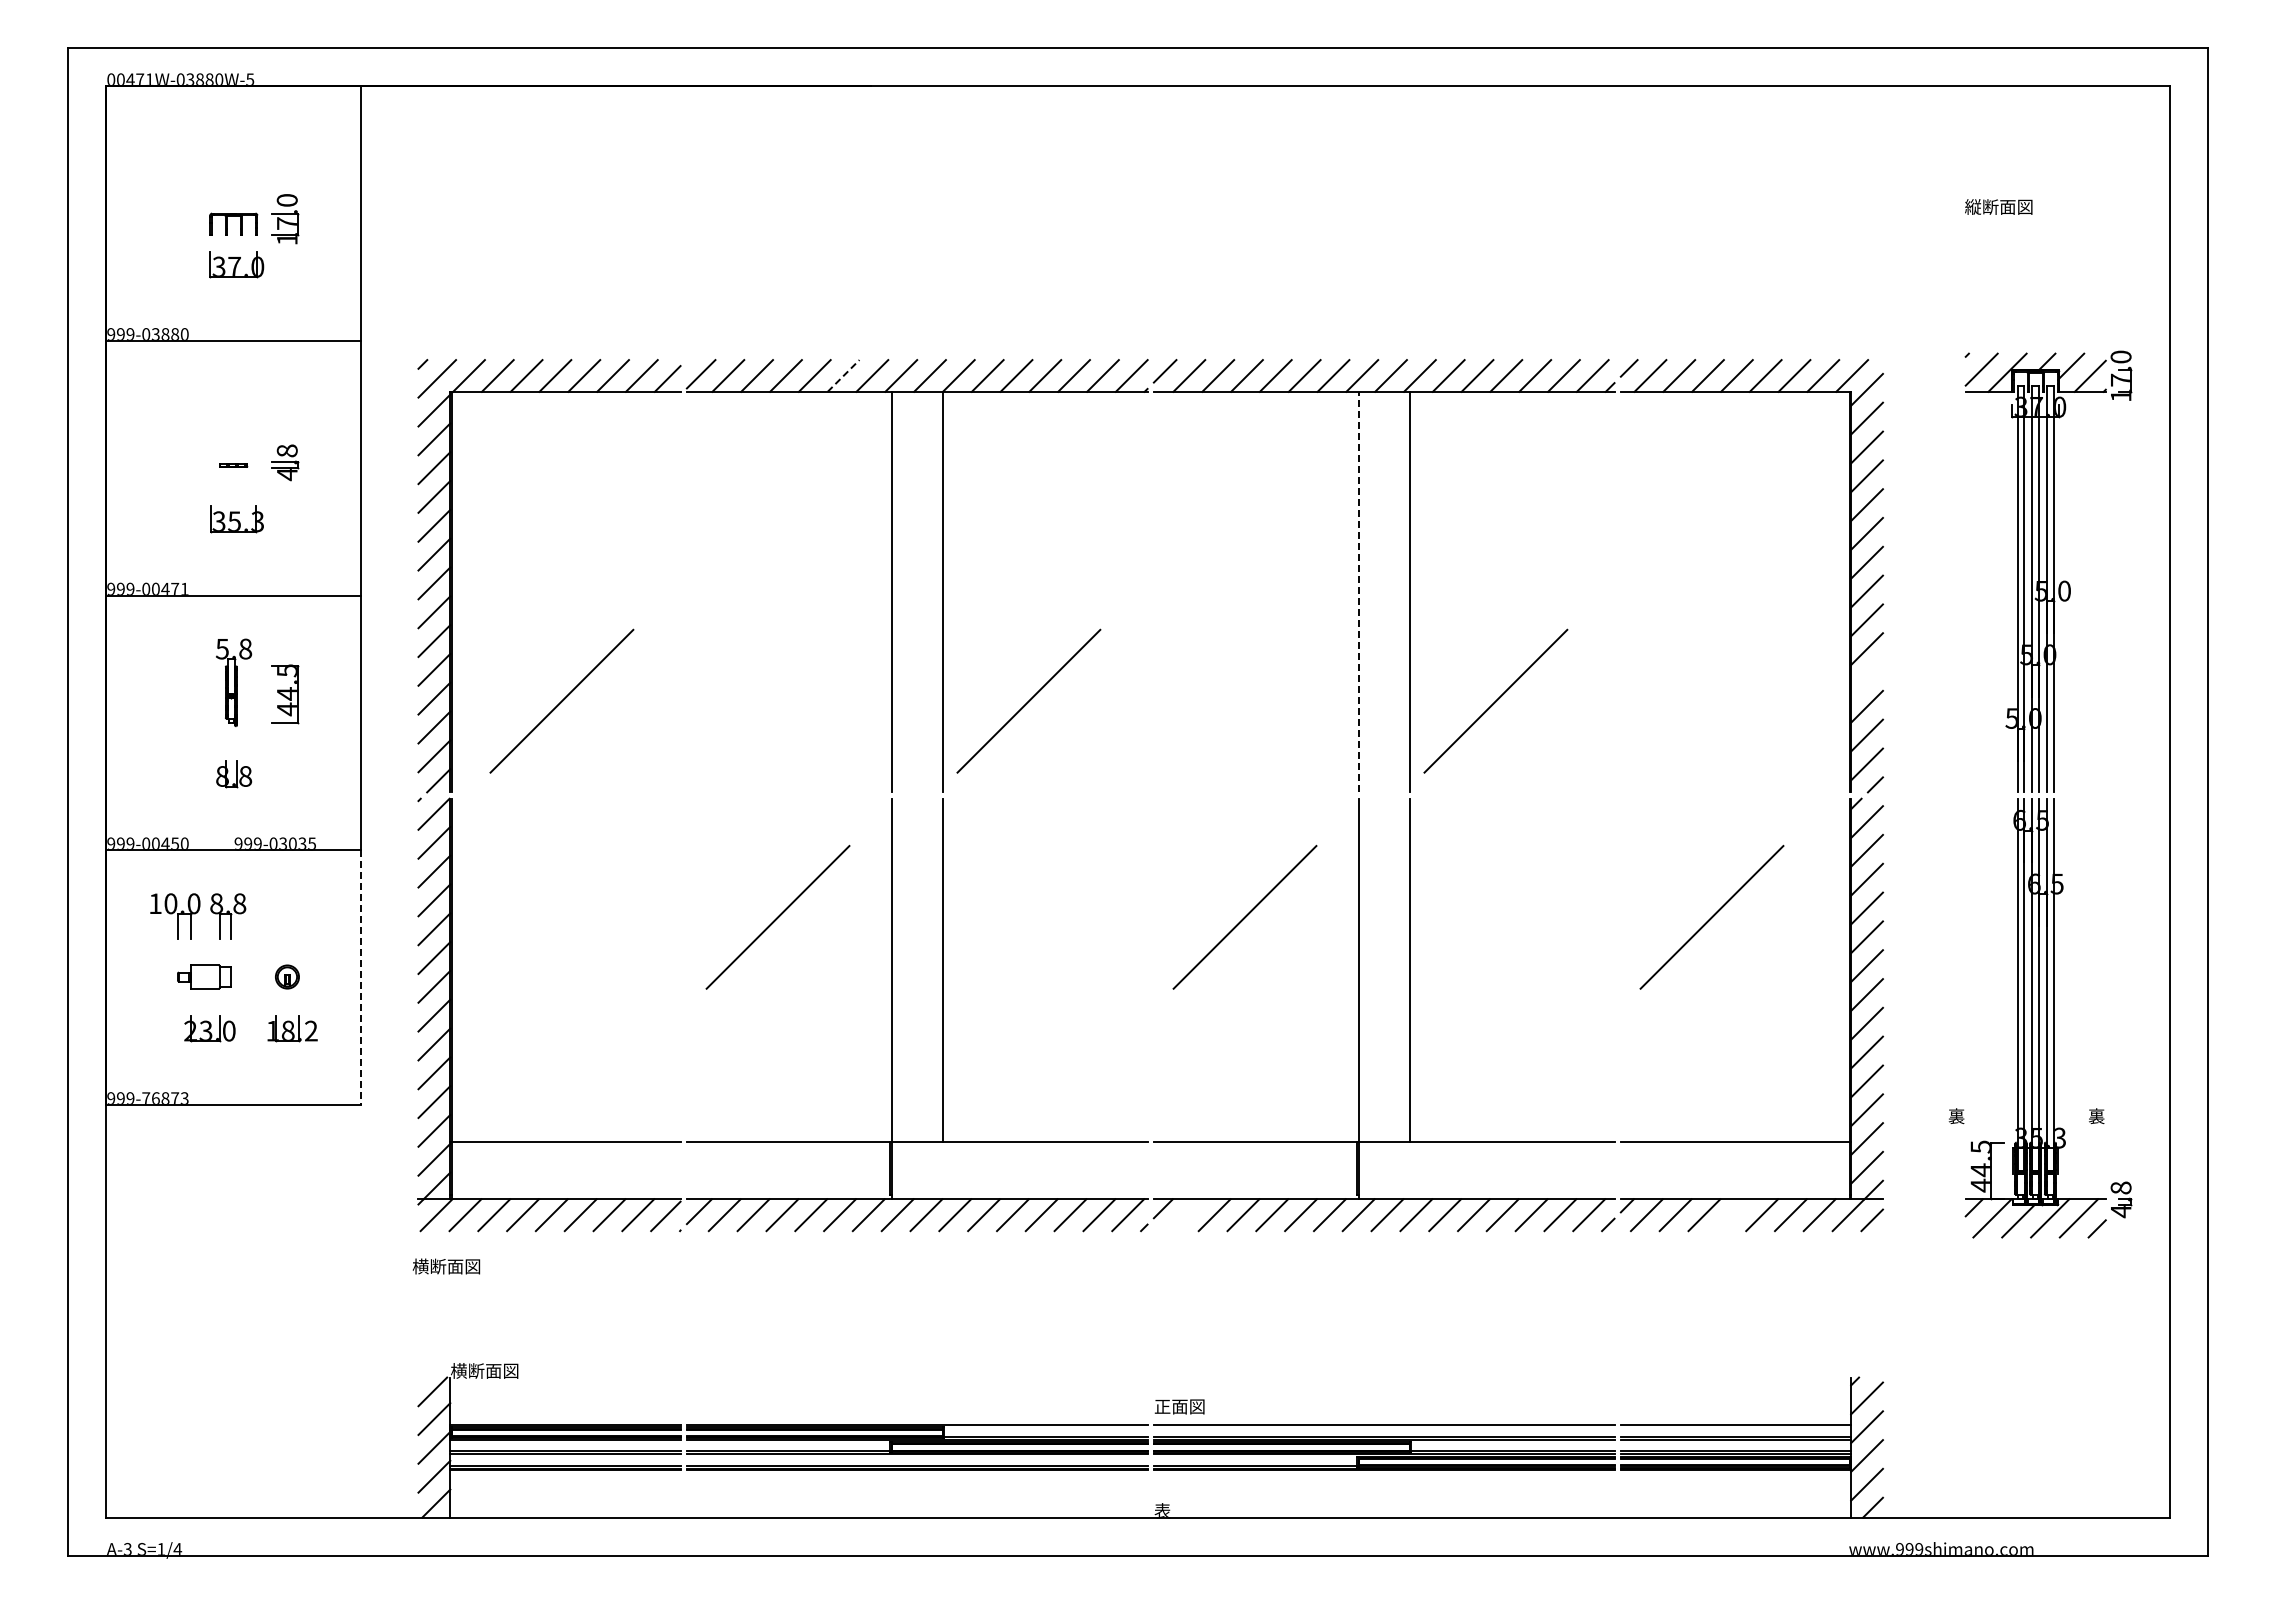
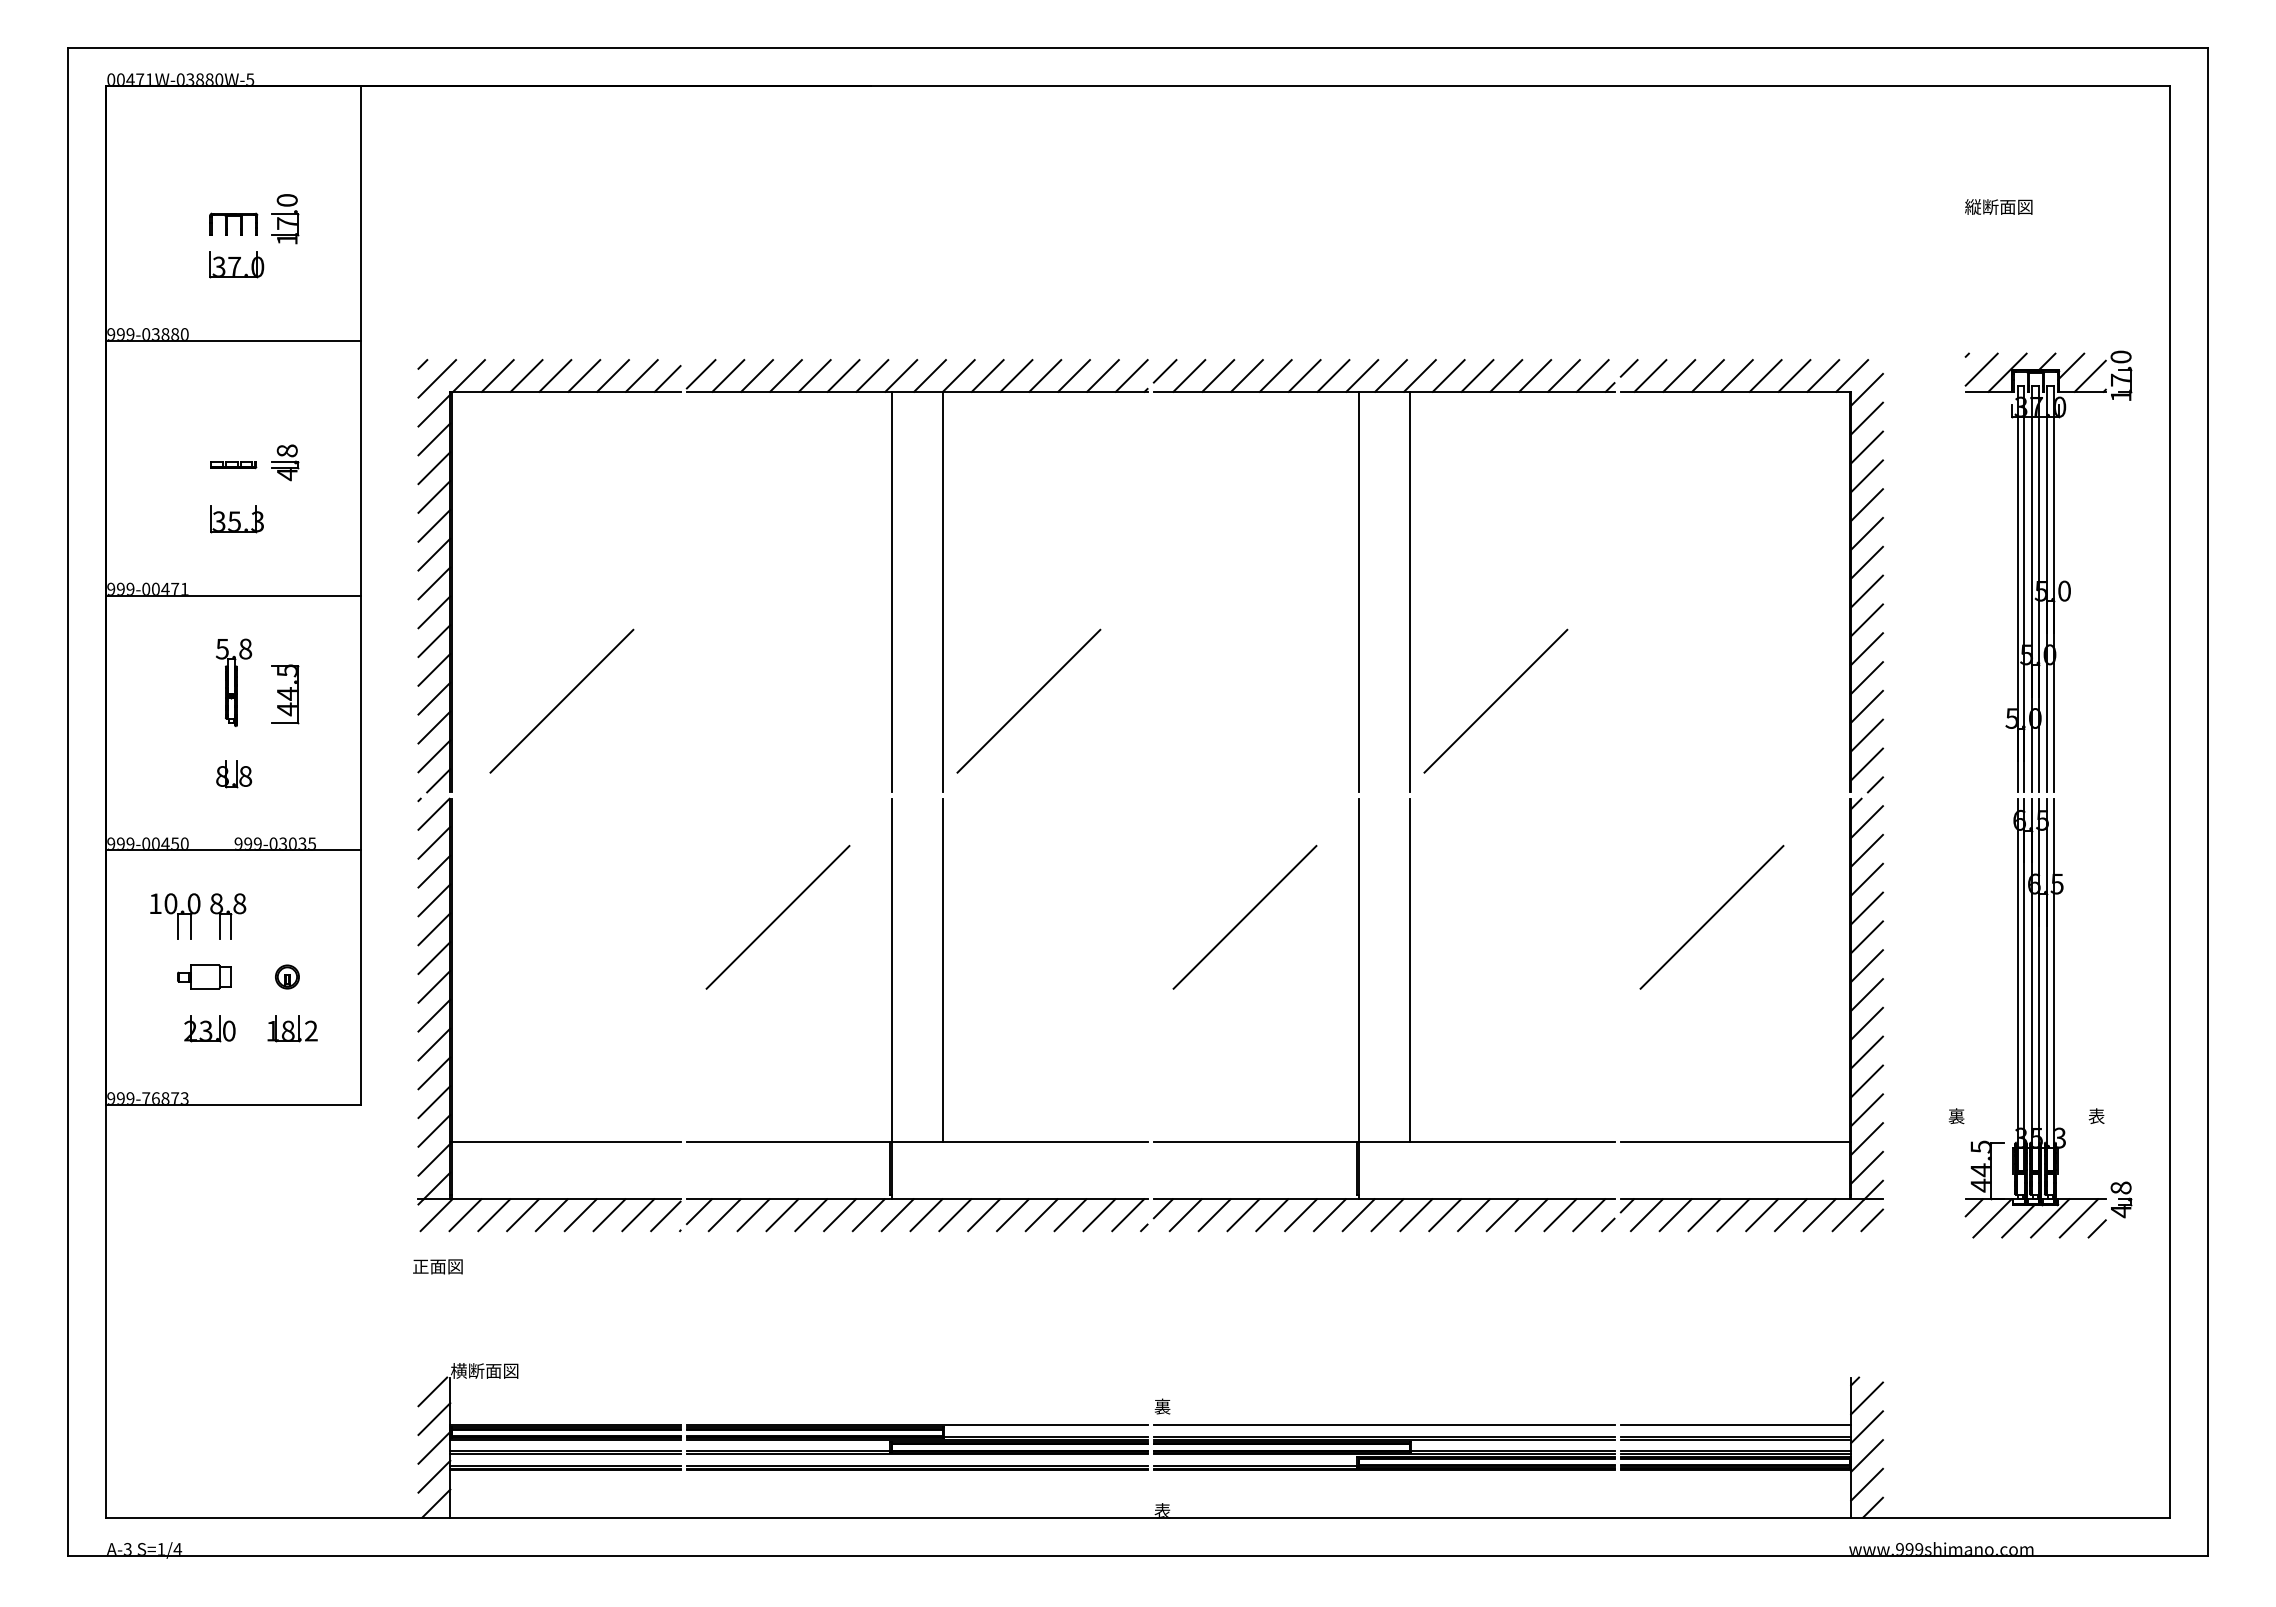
line: dashed -> solid (843, 375)
part size: 30x5 px -> 48x9 px (233, 465)
line: dashed -> solid (1358, 591)
line: none -> present (1866, 677)
line: dashed -> solid (361, 978)
text: 裏 -> 表 (2096, 1116)
line: none -> present (1185, 1215)
line: none -> present (1733, 1215)
text: 横断面図 -> 正面図 (446, 1266)
text: 正面図 -> 裏 (1179, 1406)
